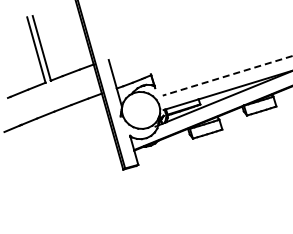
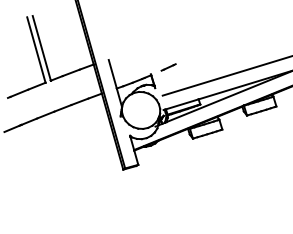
line: none -> present (168, 67)
line: dashed -> solid (227, 75)
